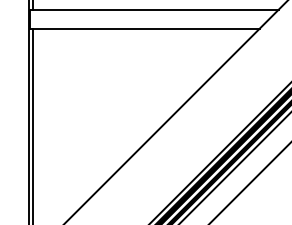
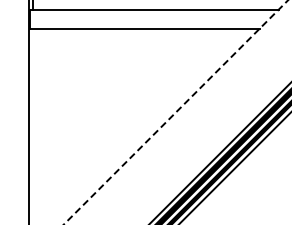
line: solid -> dashed (175, 112)
line: present -> none (32, 124)
line: present -> none (250, 182)
